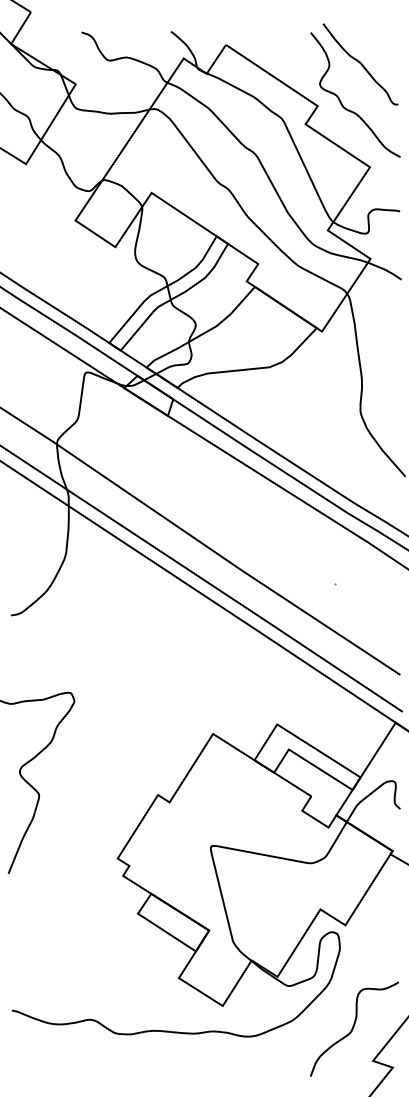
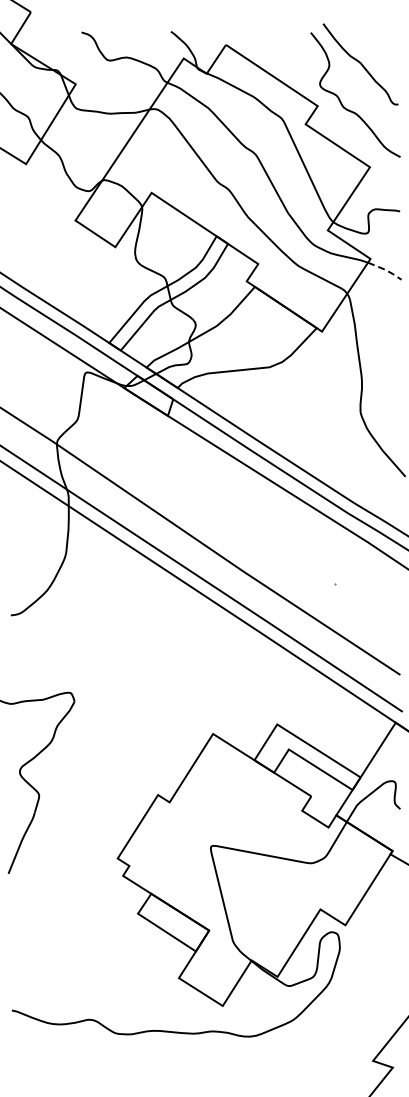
line: solid -> dashed (385, 270)
curve: present -> none (354, 1027)
